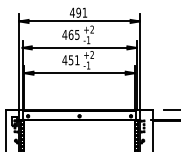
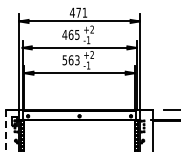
text: 491 -> 471 (78, 12)
text: 451 -> 563 (70, 60)
line: solid -> dashed (6, 130)
